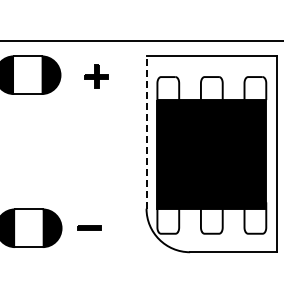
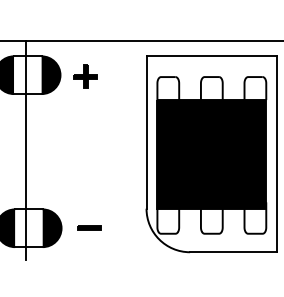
part position: (96, 76) -> (85, 76) (85, 76)
line: dashed -> solid (146, 132)
line: none -> present (26, 149)
